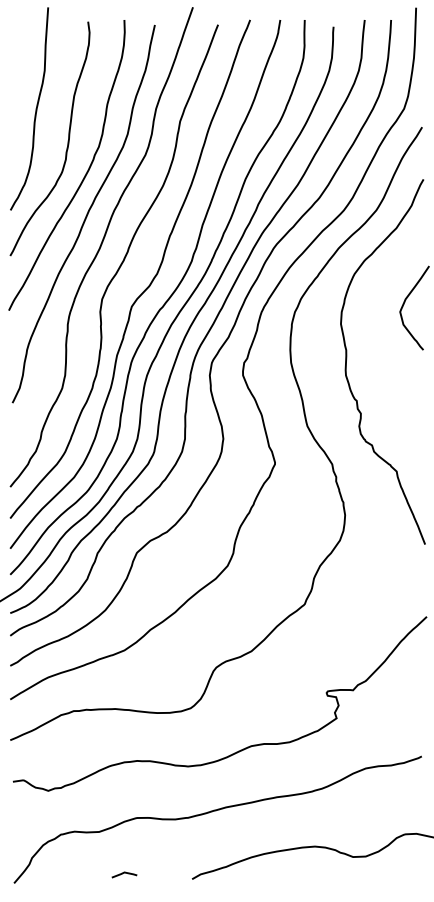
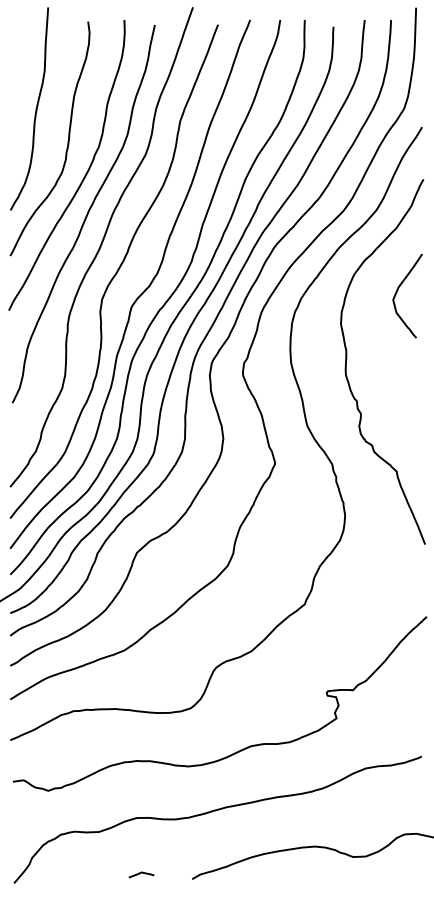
curve position: (405, 302) -> (398, 290) (398, 290)
line position: (124, 873) -> (141, 873) (141, 873)
